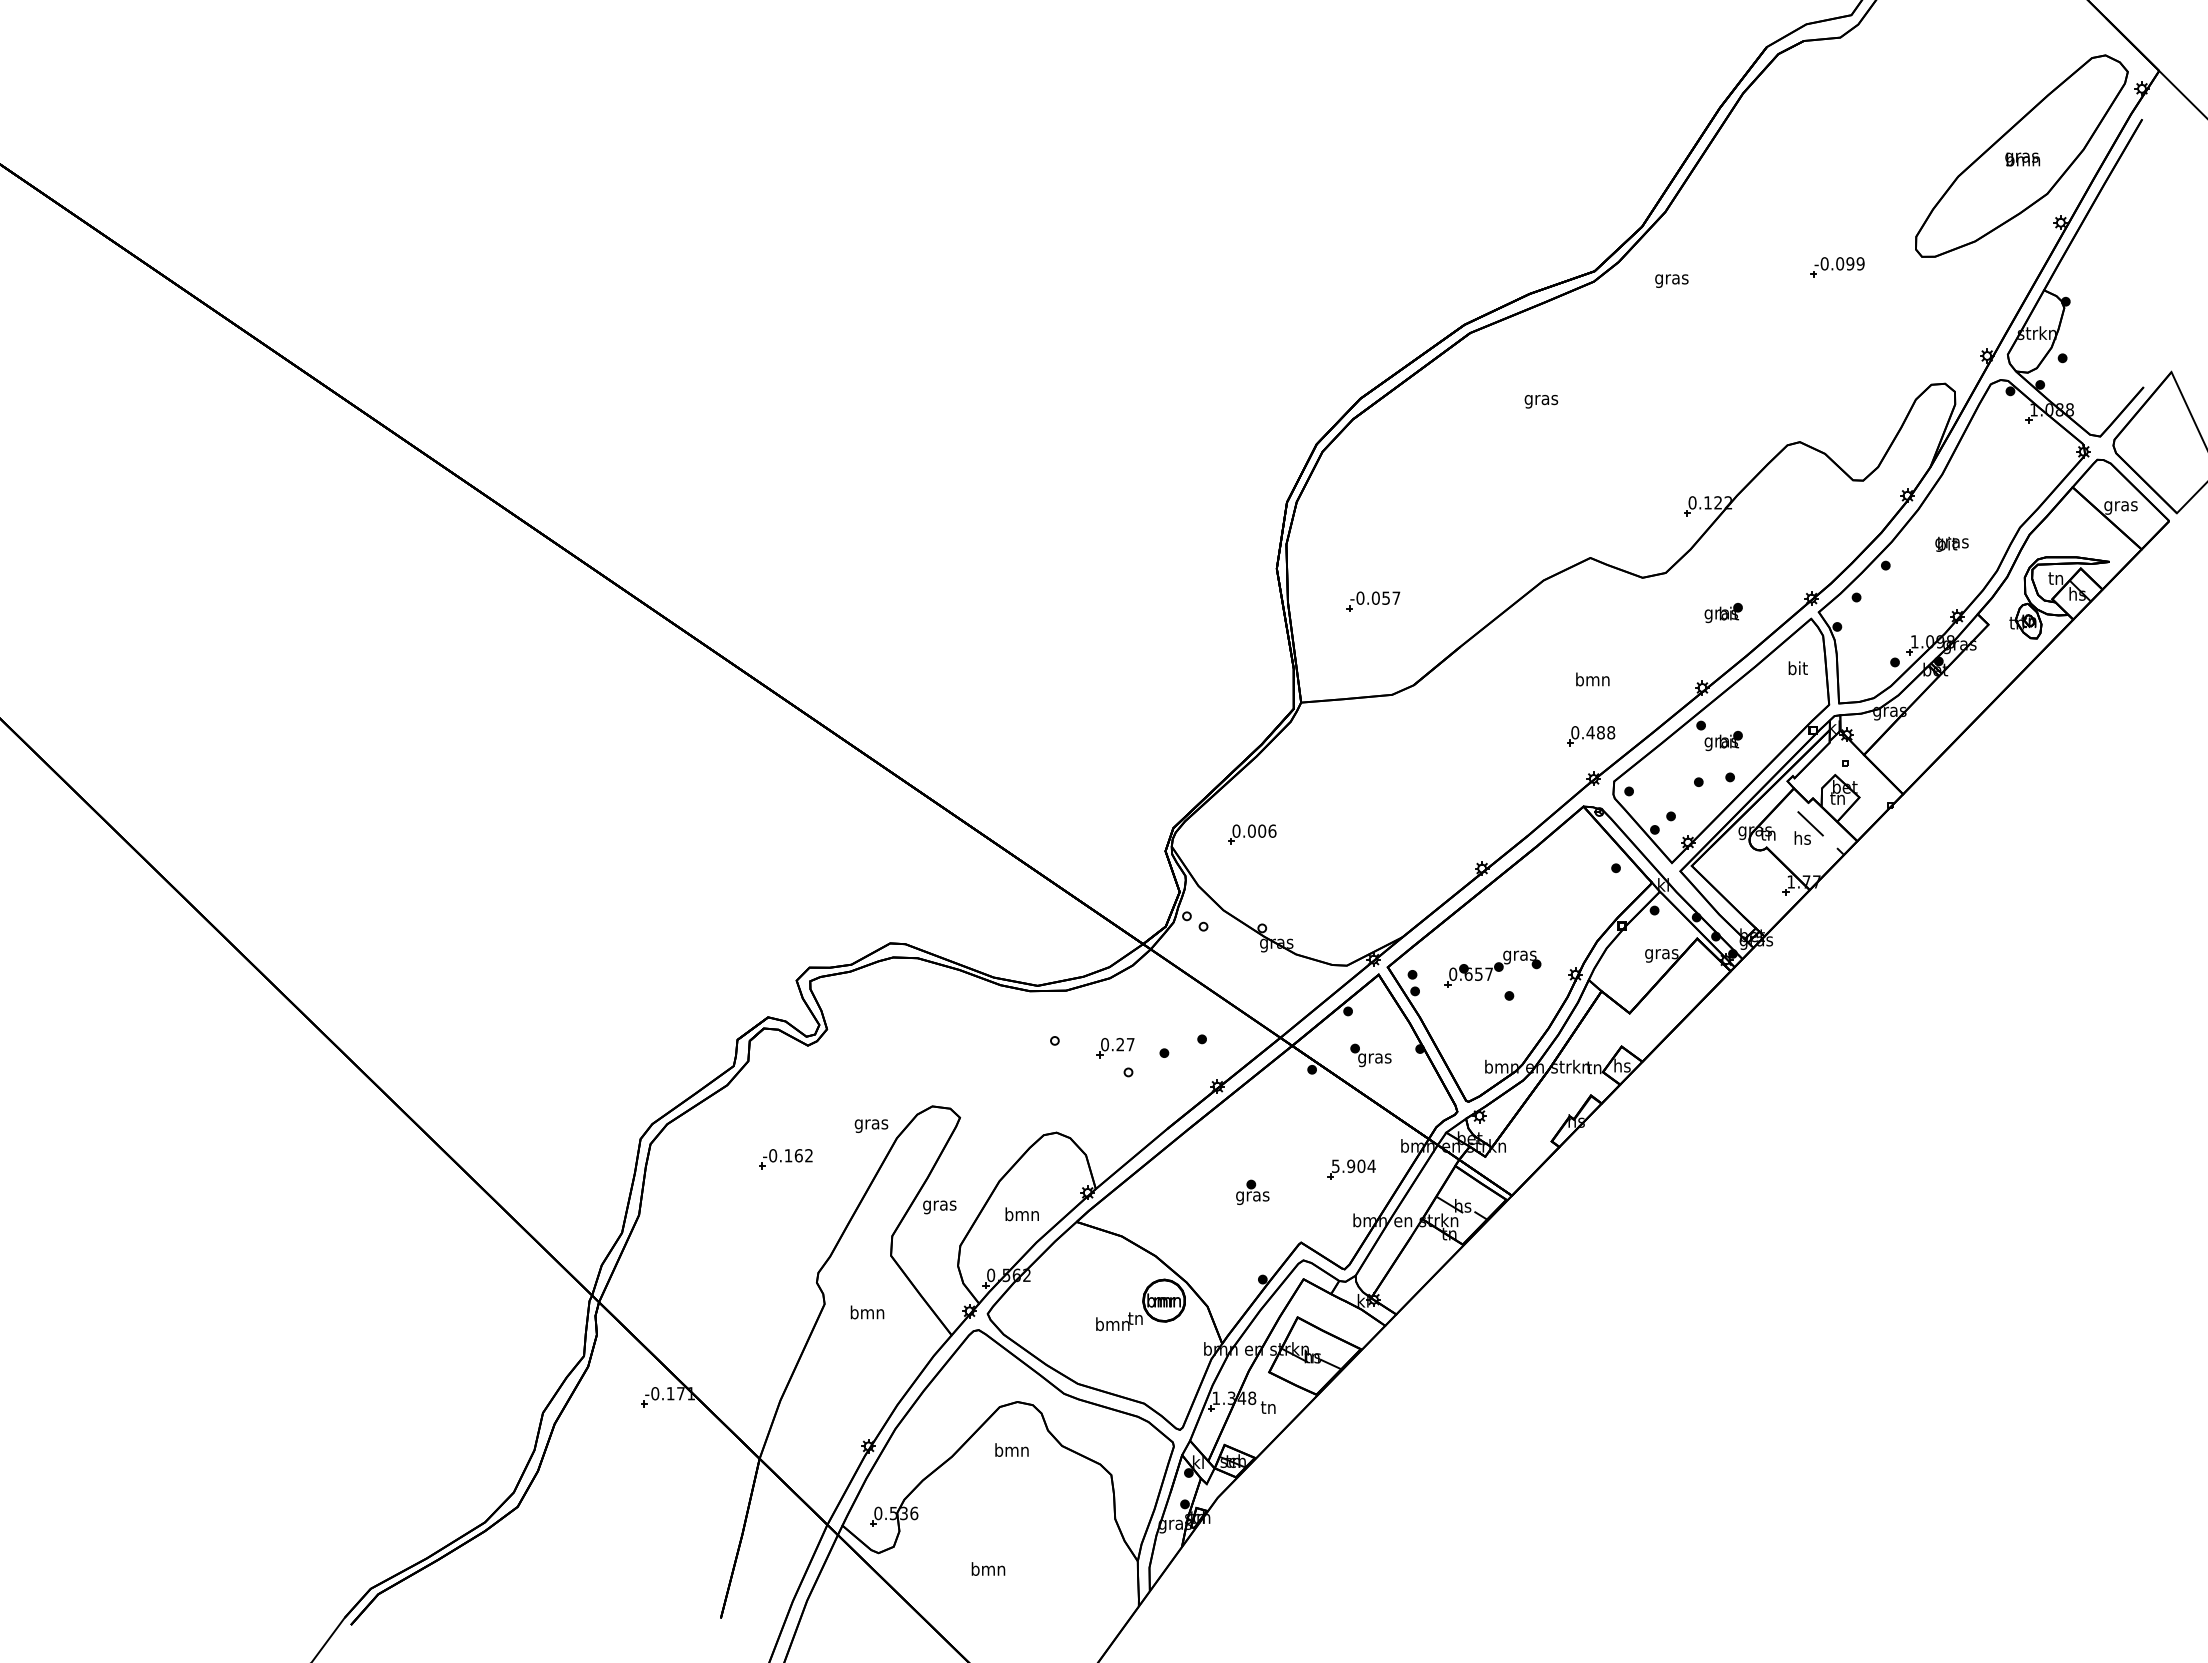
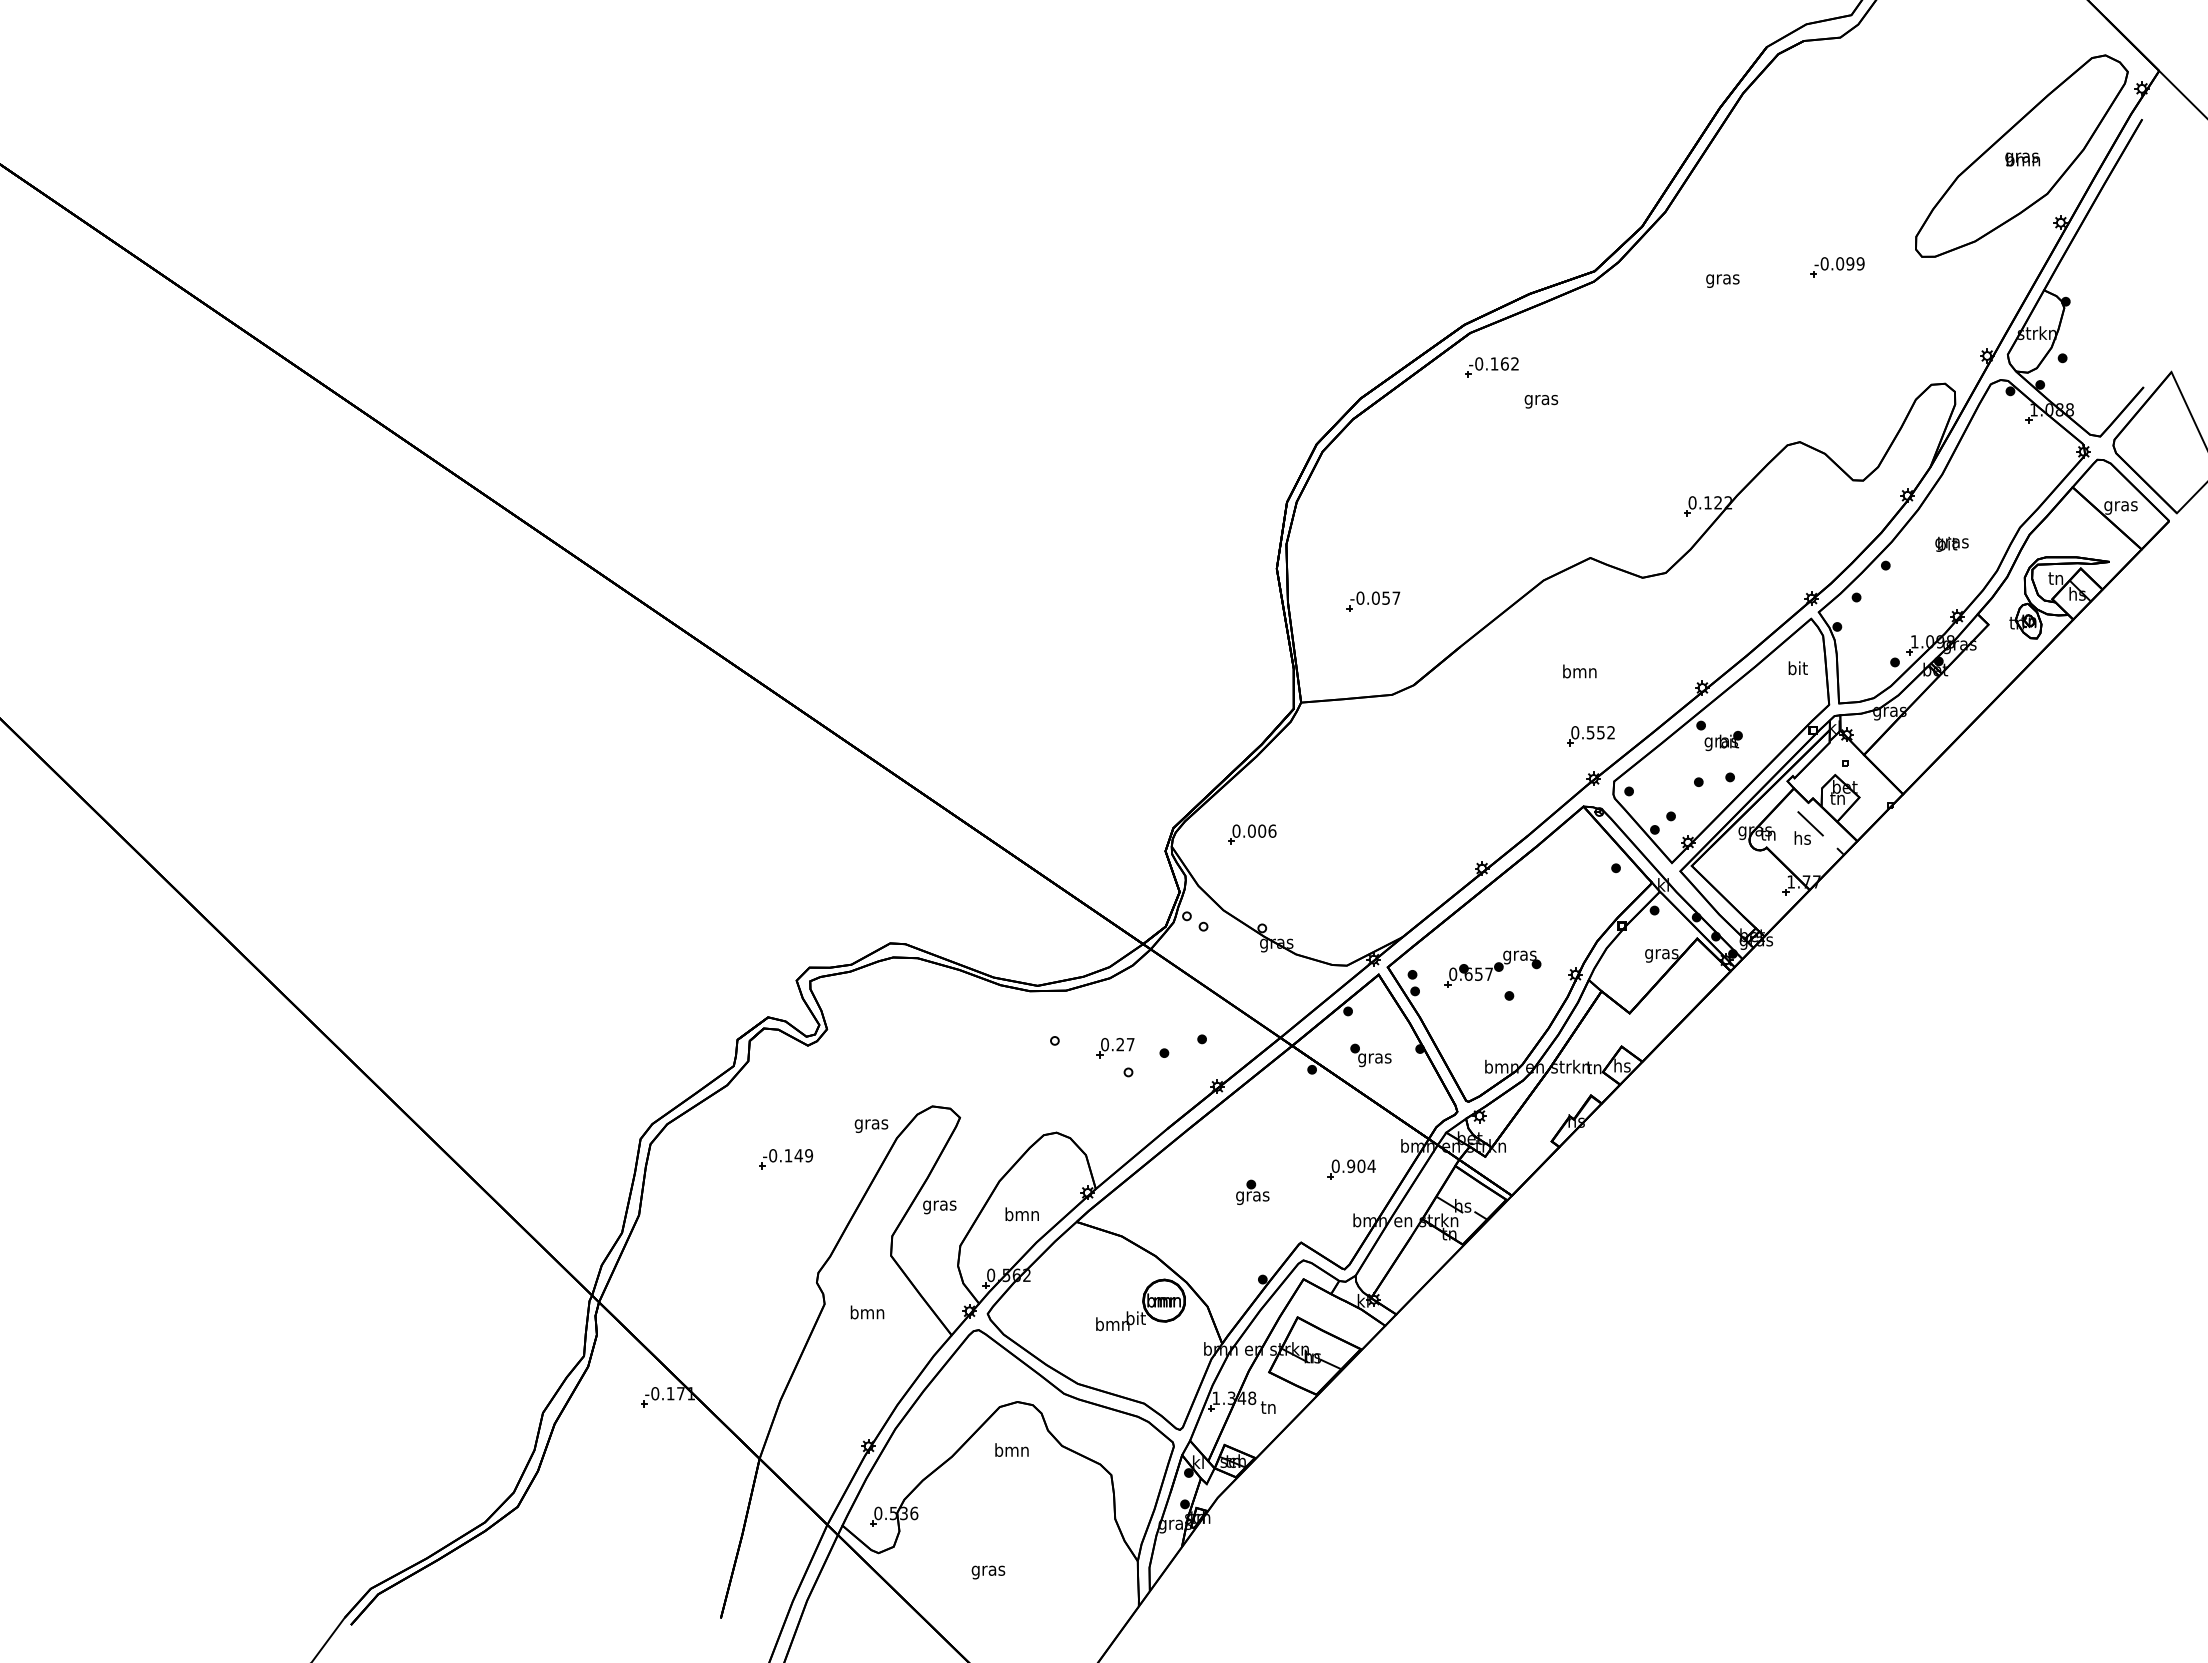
text position: (1671, 280) -> (1722, 280) (1722, 280)
part: none -> present (1491, 367)
part: present -> none (1723, 612)
text position: (1592, 679) -> (1579, 671) (1579, 671)
text: 0.488 -> 0.552 (1600, 732)
text: -0.162 -> -0.149 (803, 1155)
text: 5.904 -> 0.904 (1335, 1165)
text: tn -> bit (1135, 1318)
text: bmn -> gras (988, 1570)
